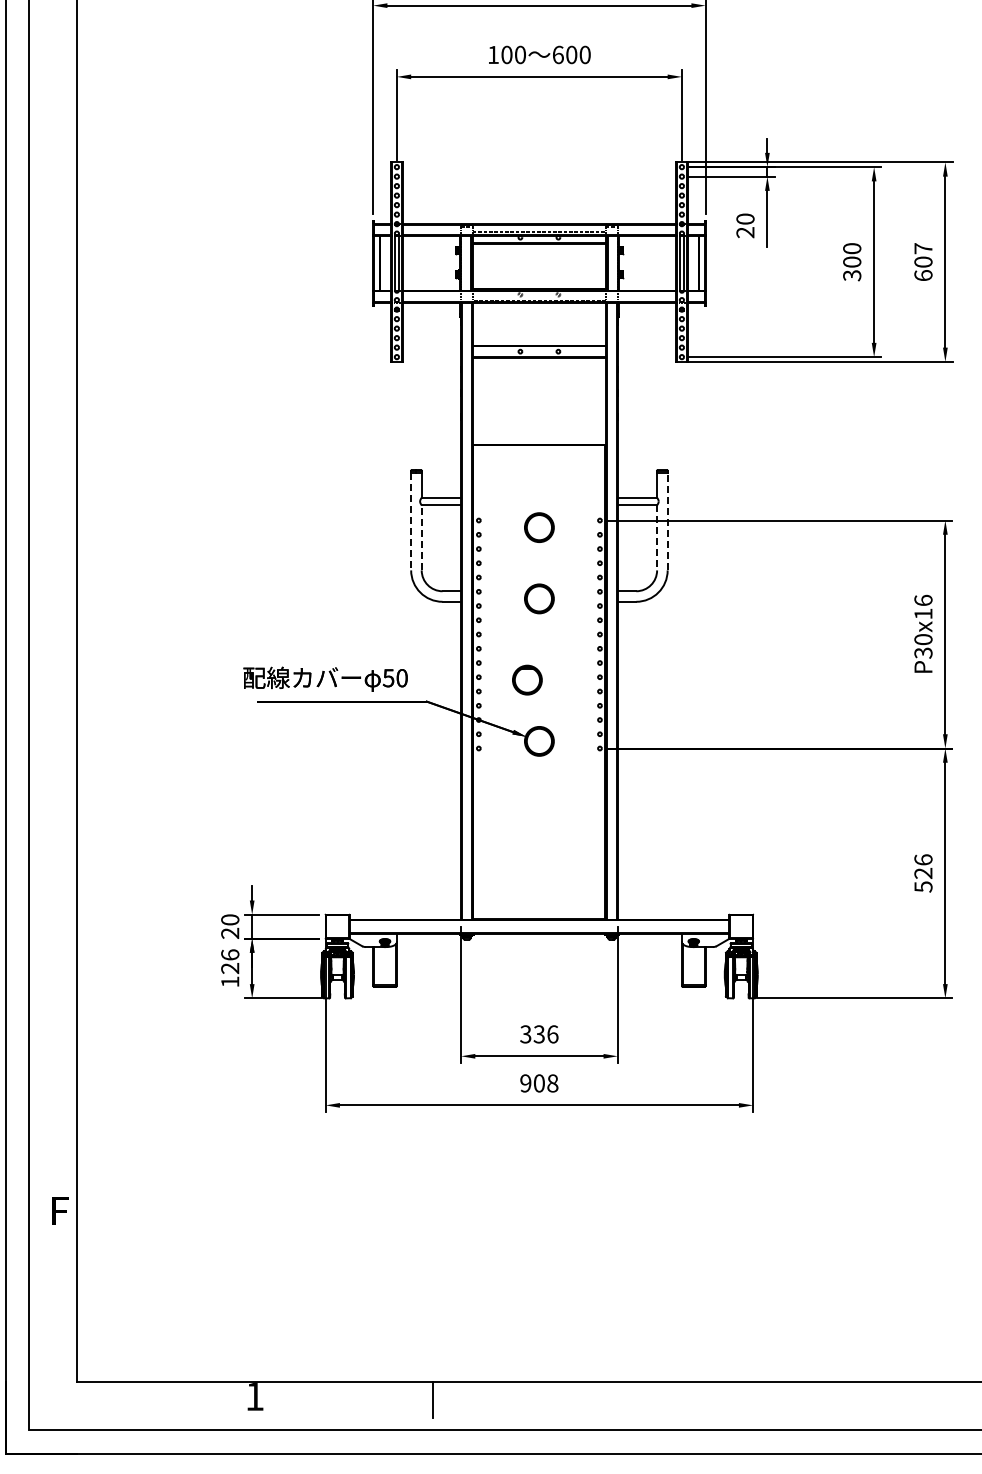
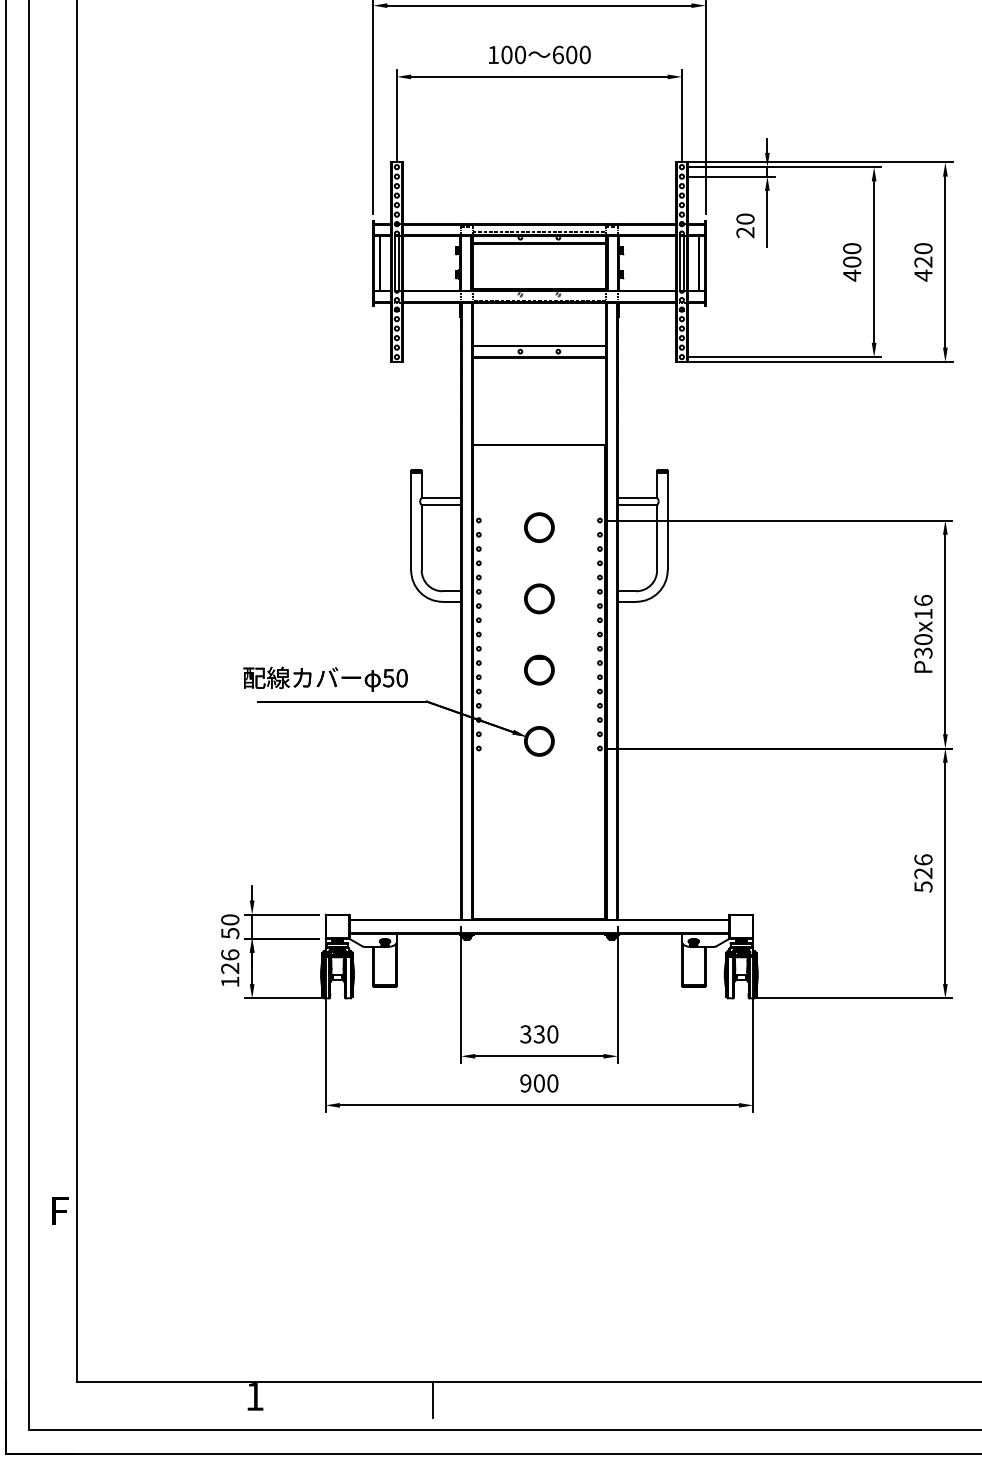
text: 607 -> 420 (923, 262)
text: 300 -> 400 (852, 275)
line: dashed -> solid (411, 521)
line: dashed -> solid (667, 521)
line: dashed -> solid (421, 537)
line: dashed -> solid (657, 537)
part position: (527, 679) -> (539, 669) (539, 669)
text: 20 -> 50 (230, 933)
text: 336 -> 330 (552, 1034)
text: 908 -> 900 (552, 1083)
